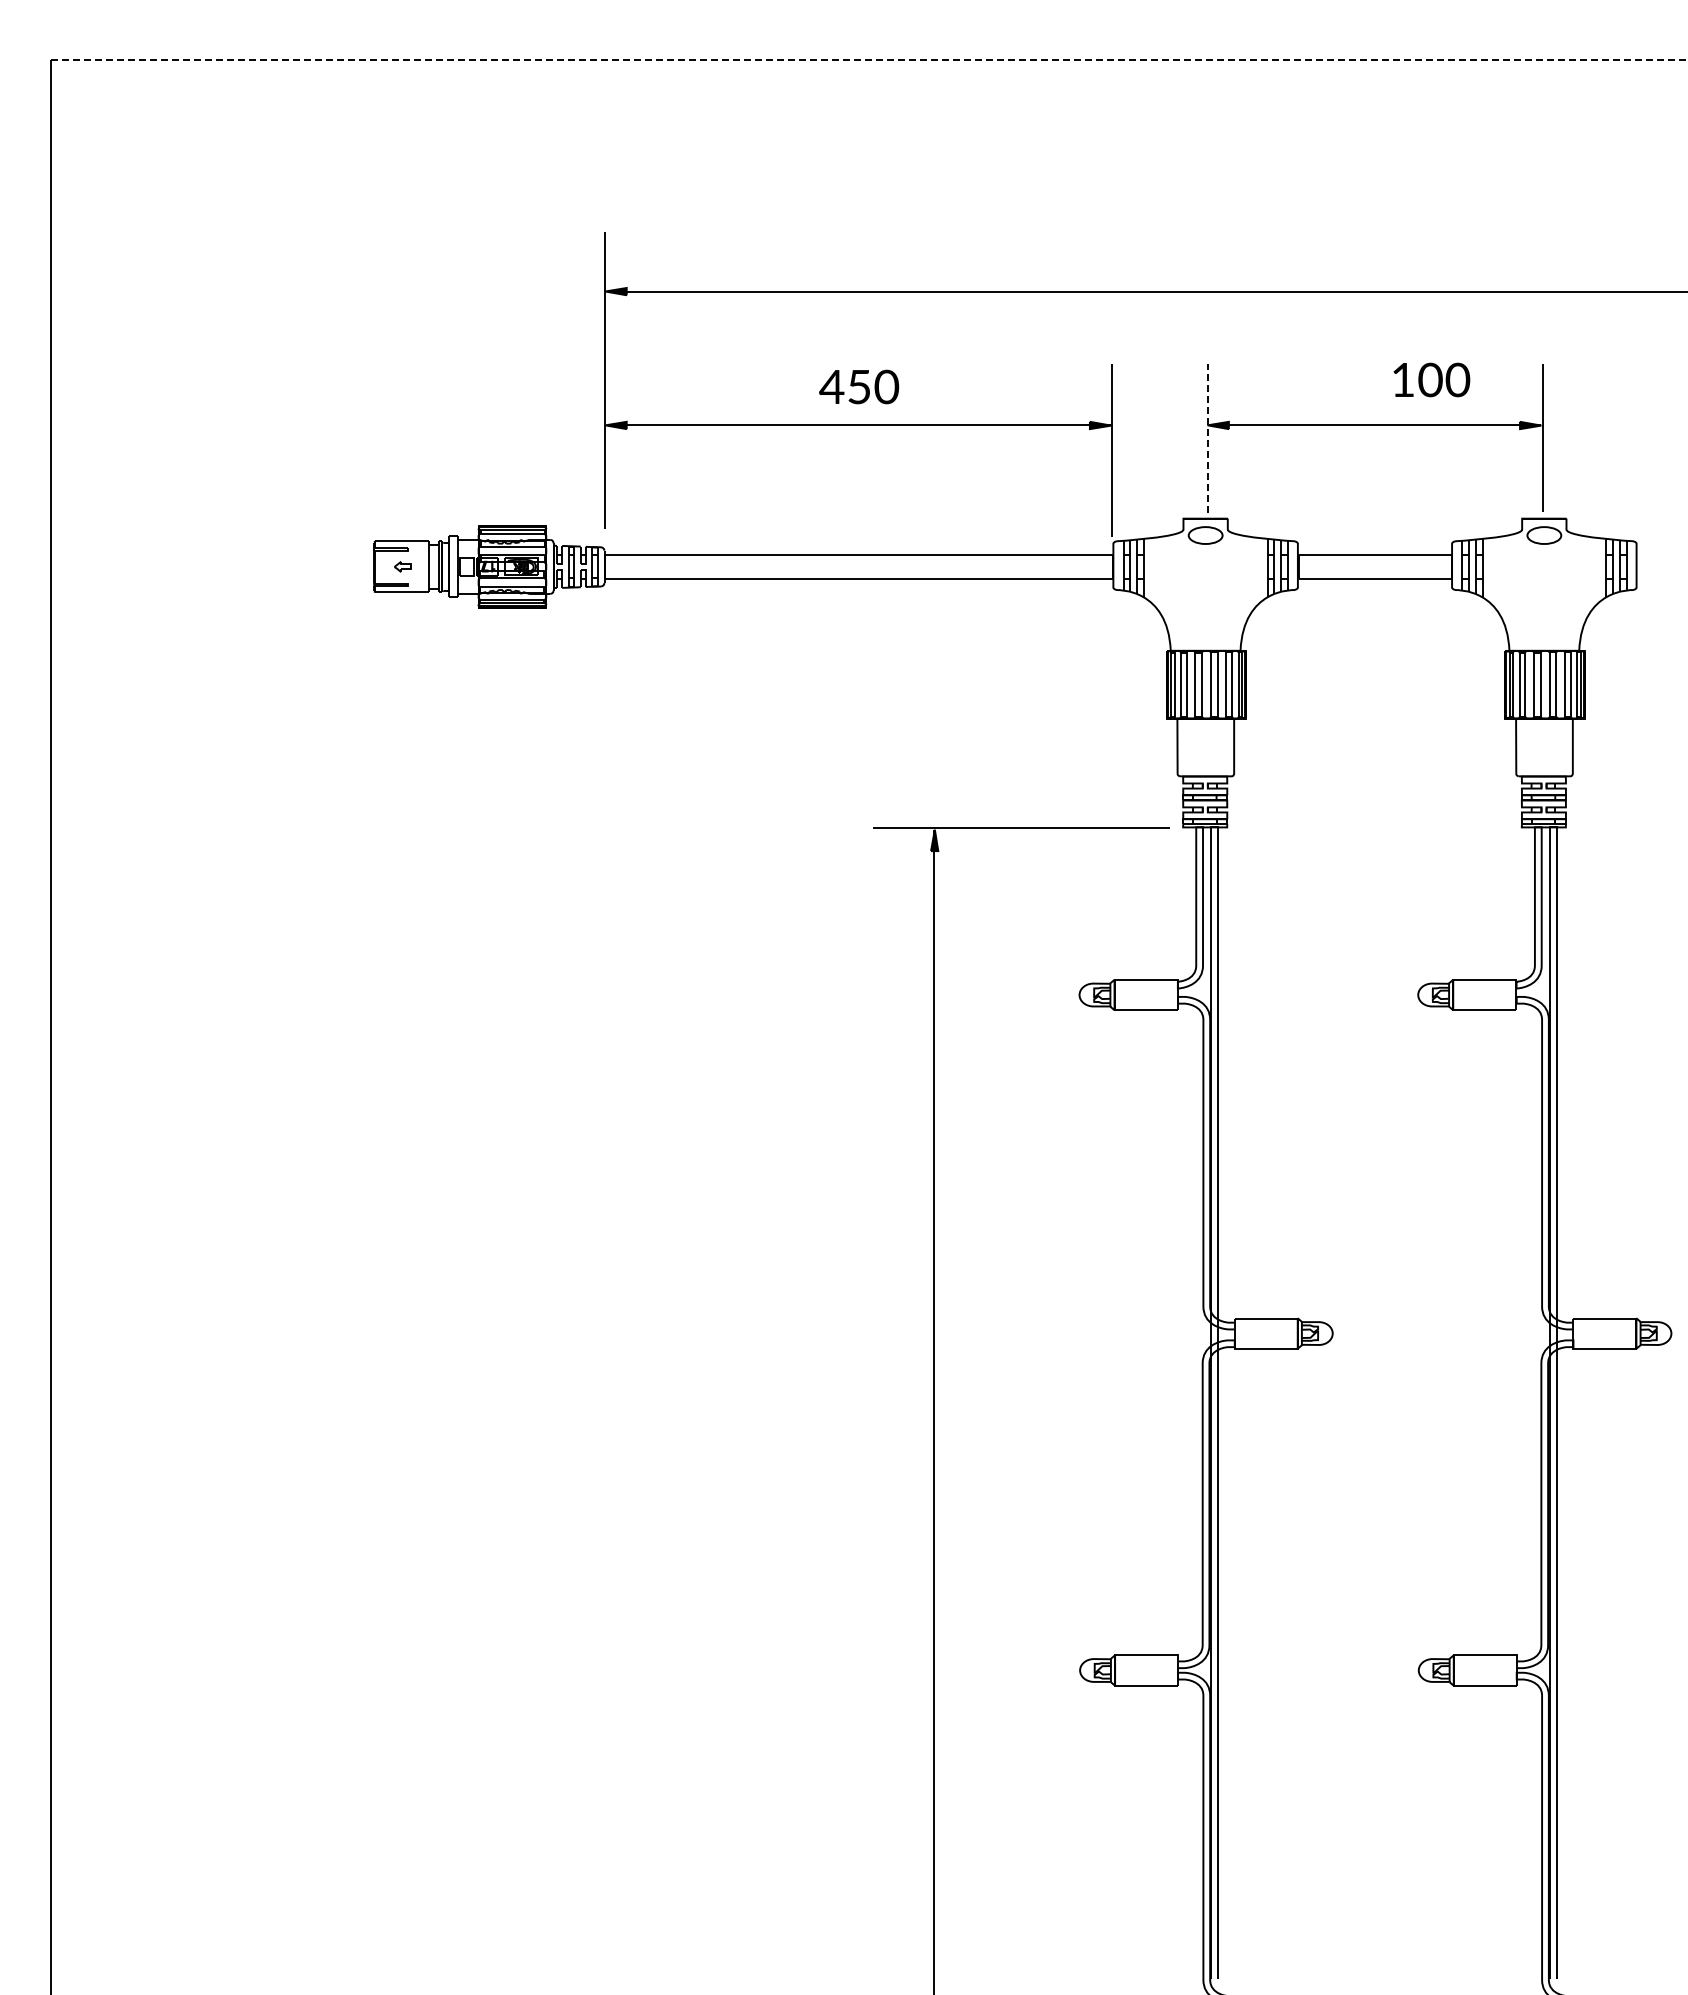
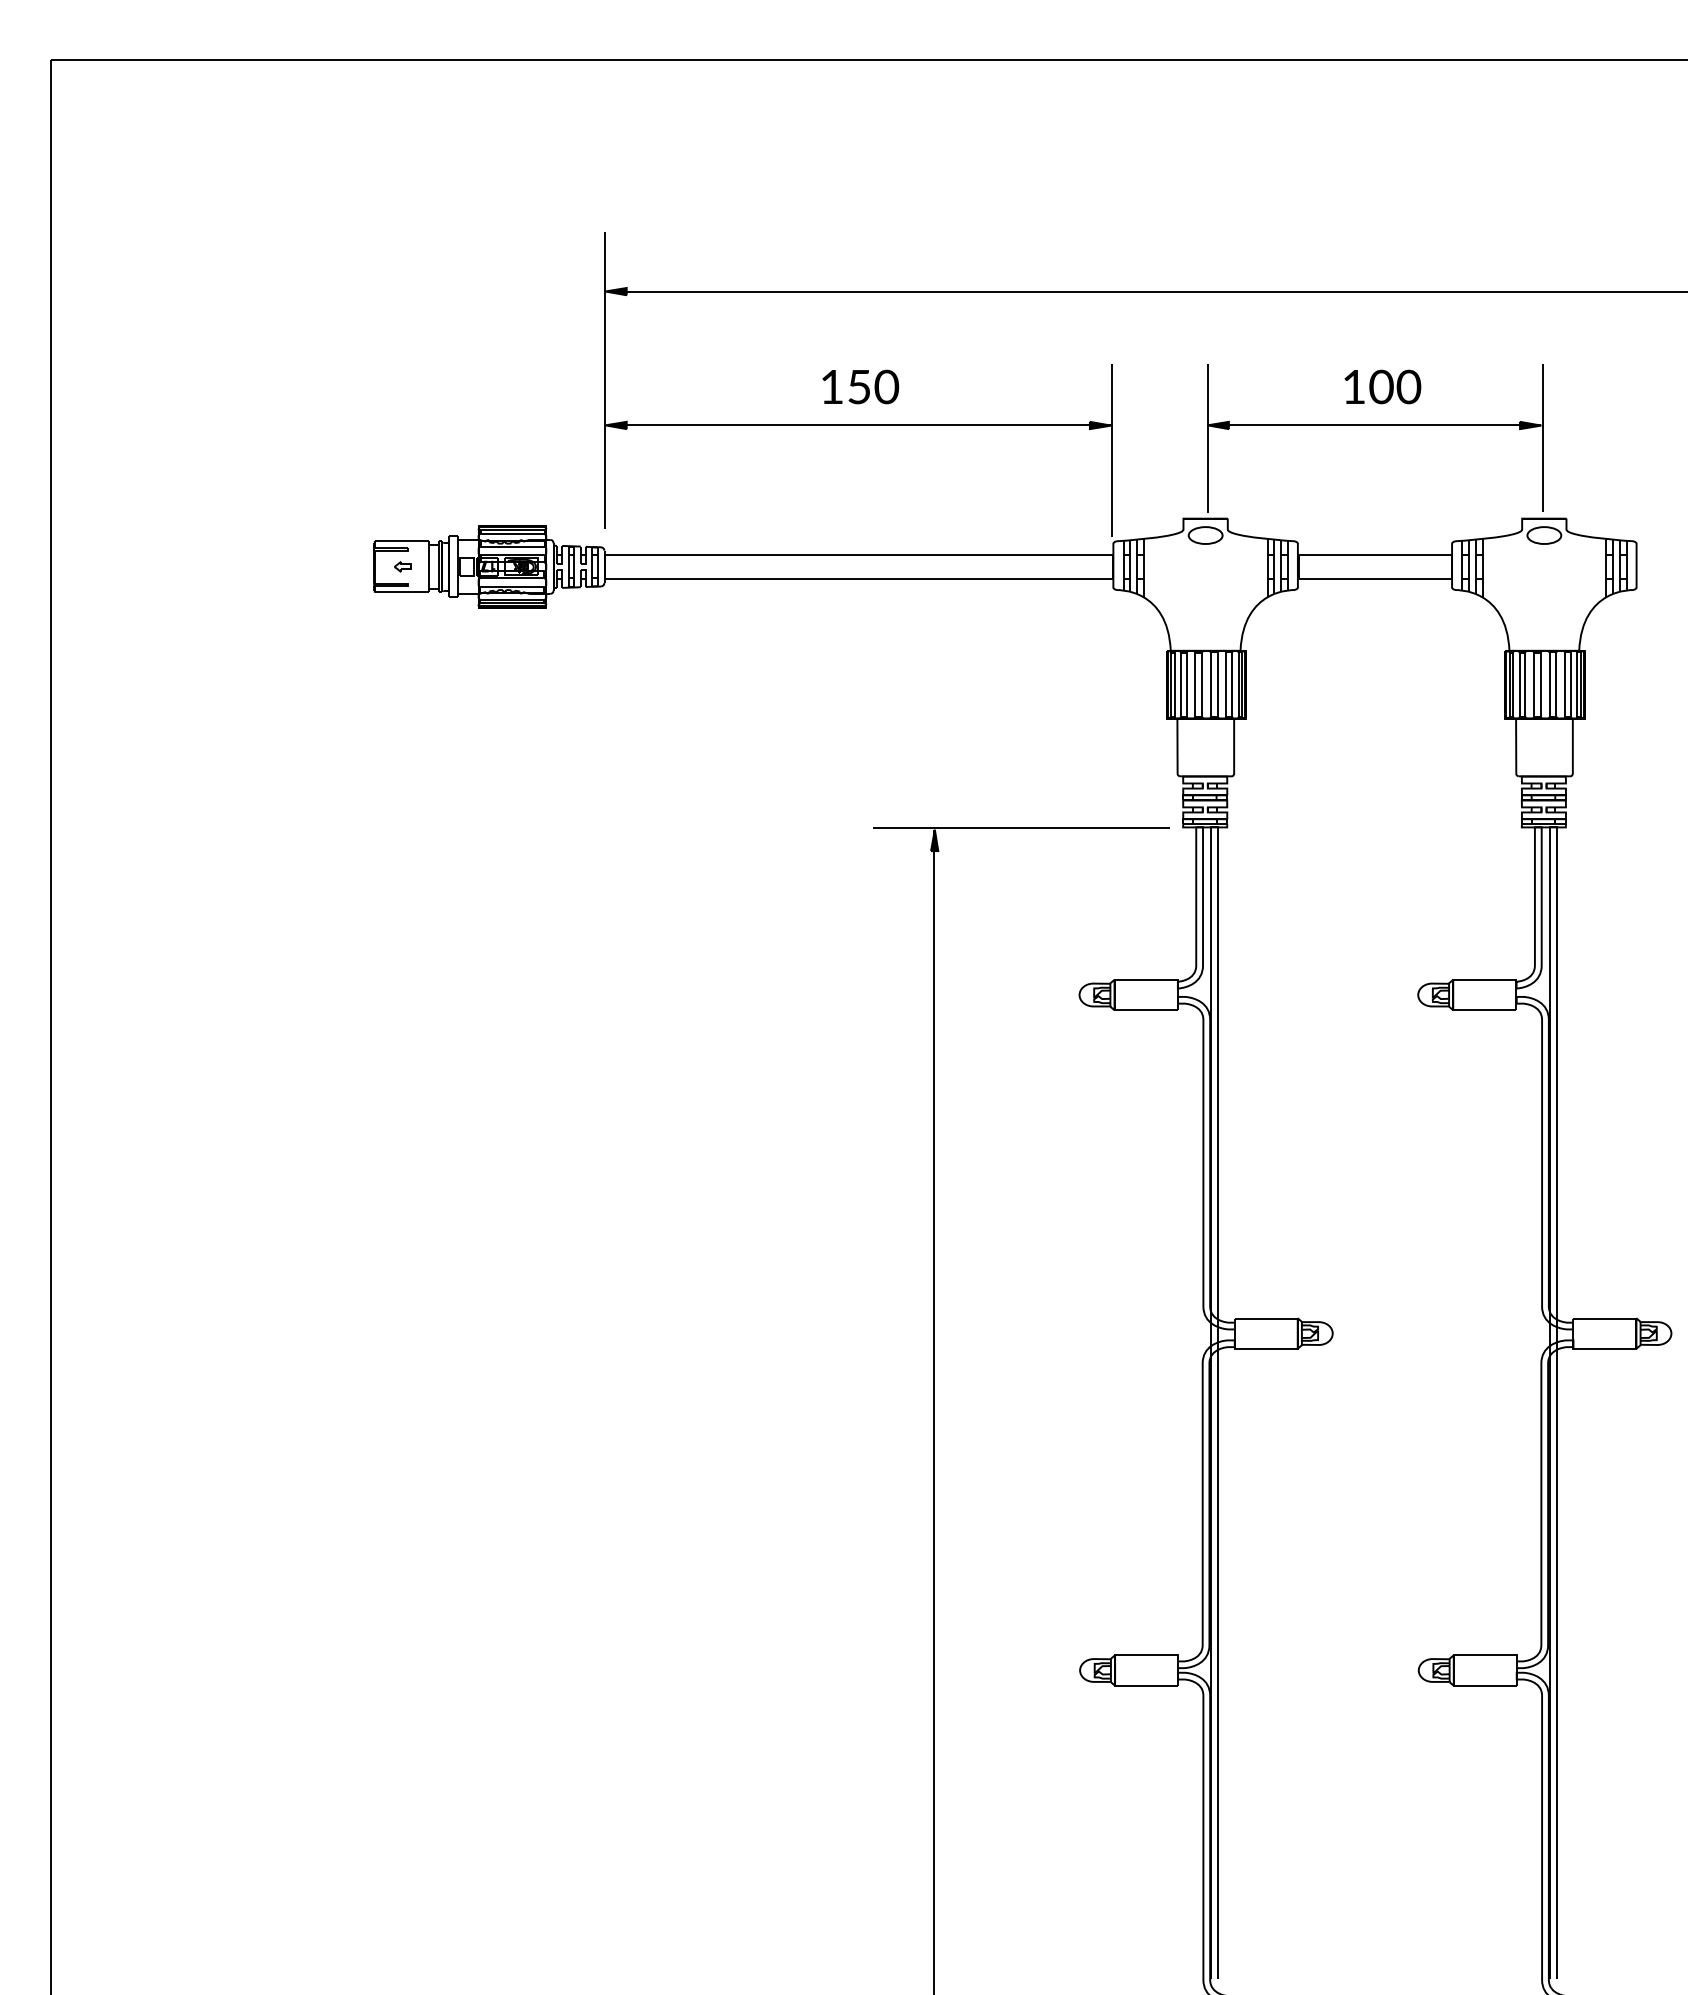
line: dashed -> solid (869, 59)
text position: (1431, 379) -> (1382, 386) (1382, 386)
text: 450 -> 150 (831, 386)
line: dashed -> solid (1207, 438)
